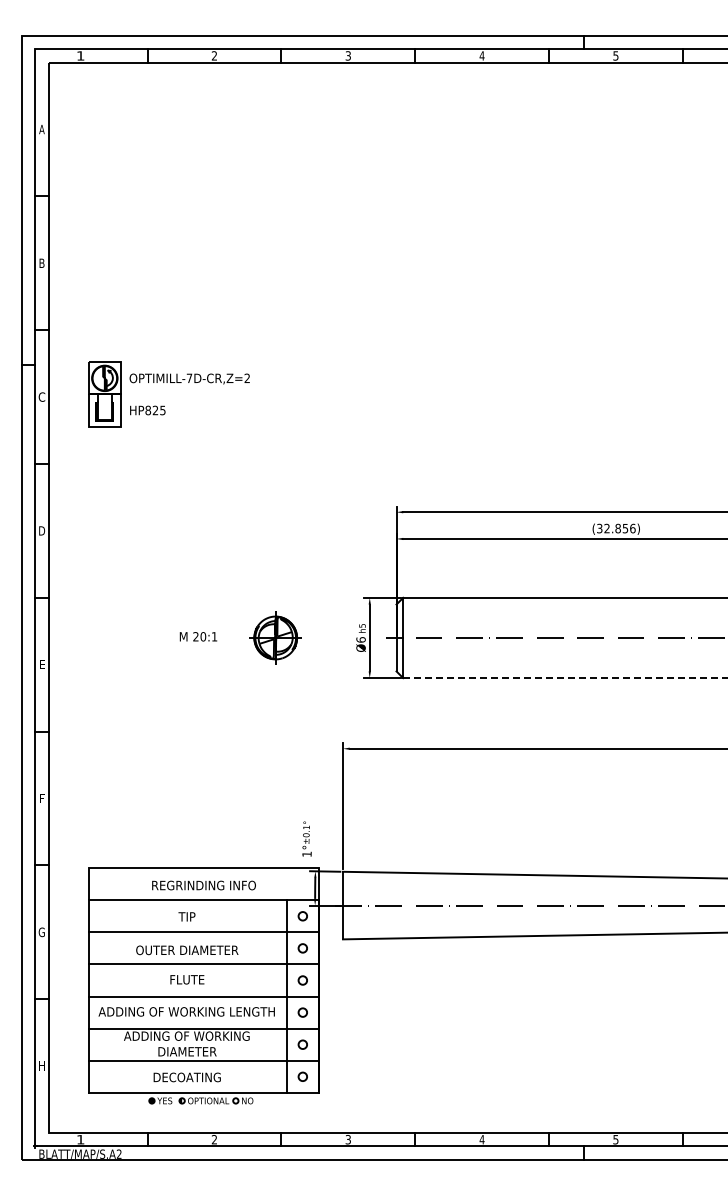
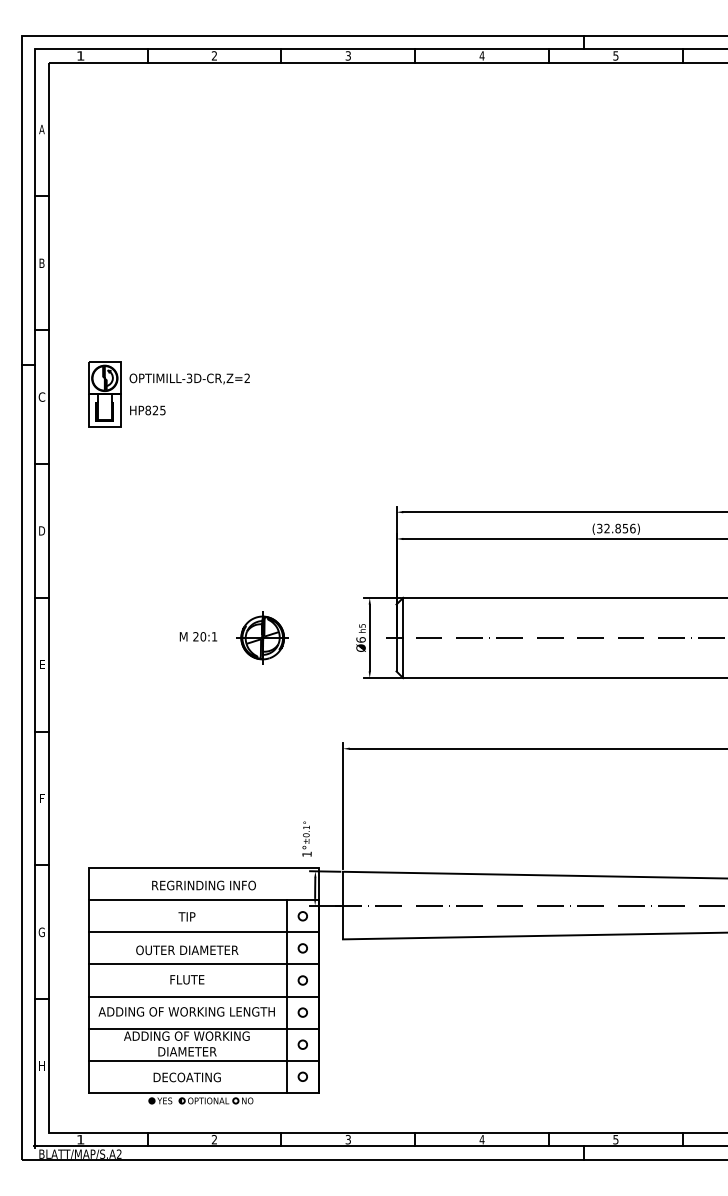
text: OPTIMILL-7D-CR,Z=2 -> OPTIMILL-3D-CR,Z=2 (189, 378)
part position: (275, 637) -> (262, 637) (262, 637)
line: dashed -> solid (565, 678)
